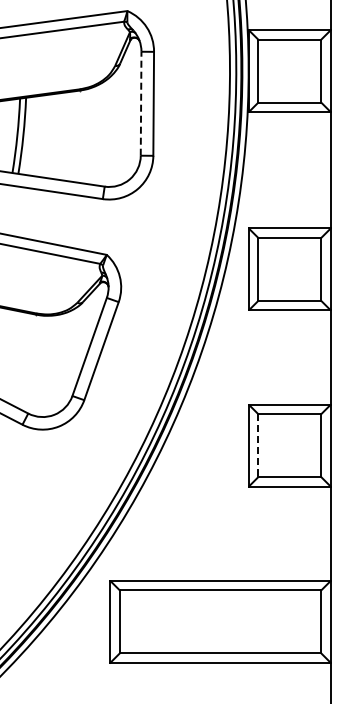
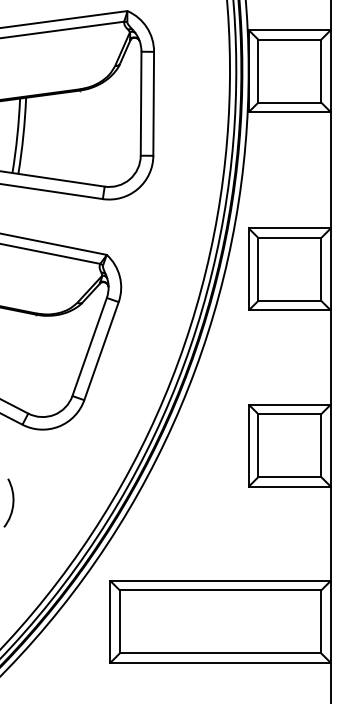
line: dashed -> solid (141, 103)
line: dashed -> solid (258, 446)
arc: none -> present (12, 502)
